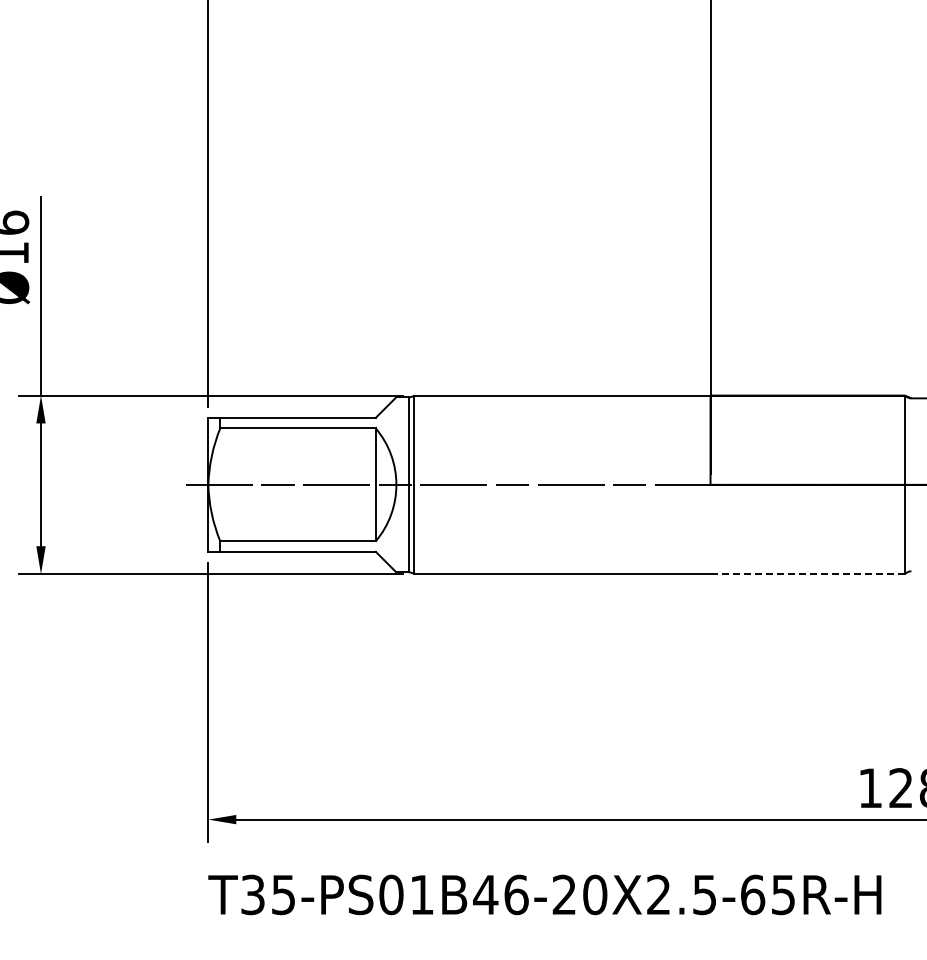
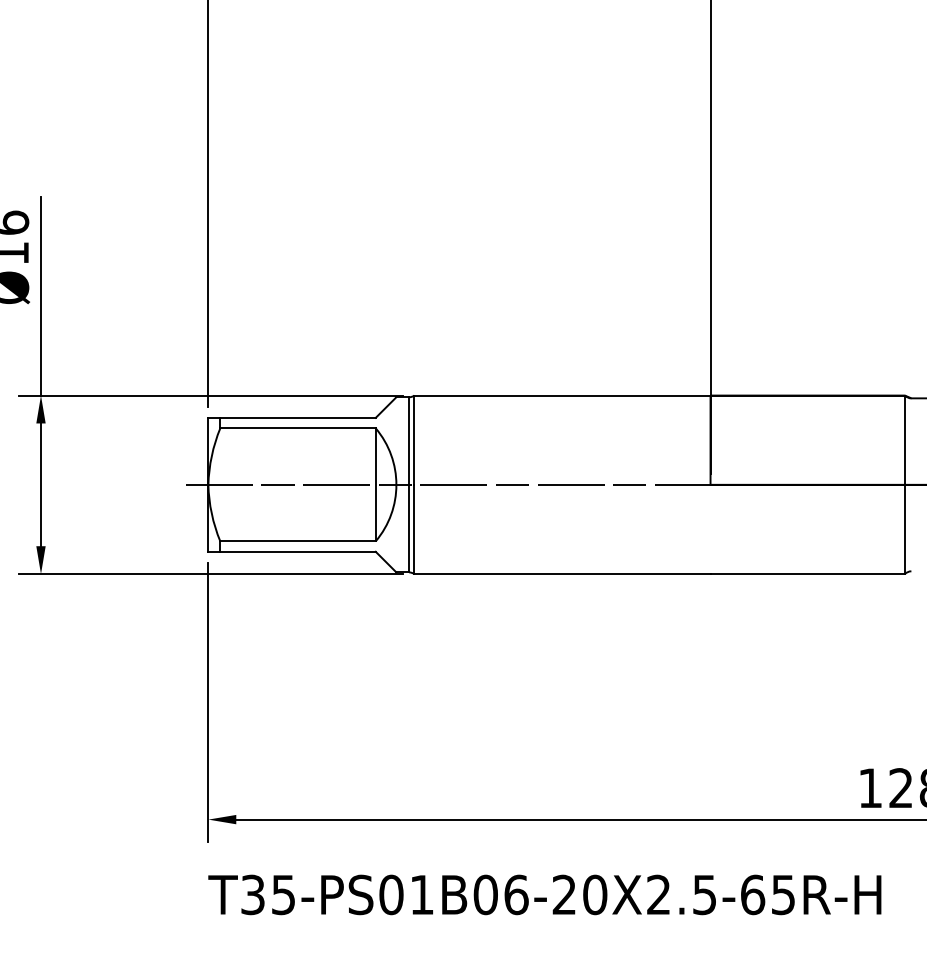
line: dashed -> solid (808, 574)
text: T35-PS01B46-20X2.5-65R-H -> T35-PS01B06-20X2.5-65R-H (485, 894)
